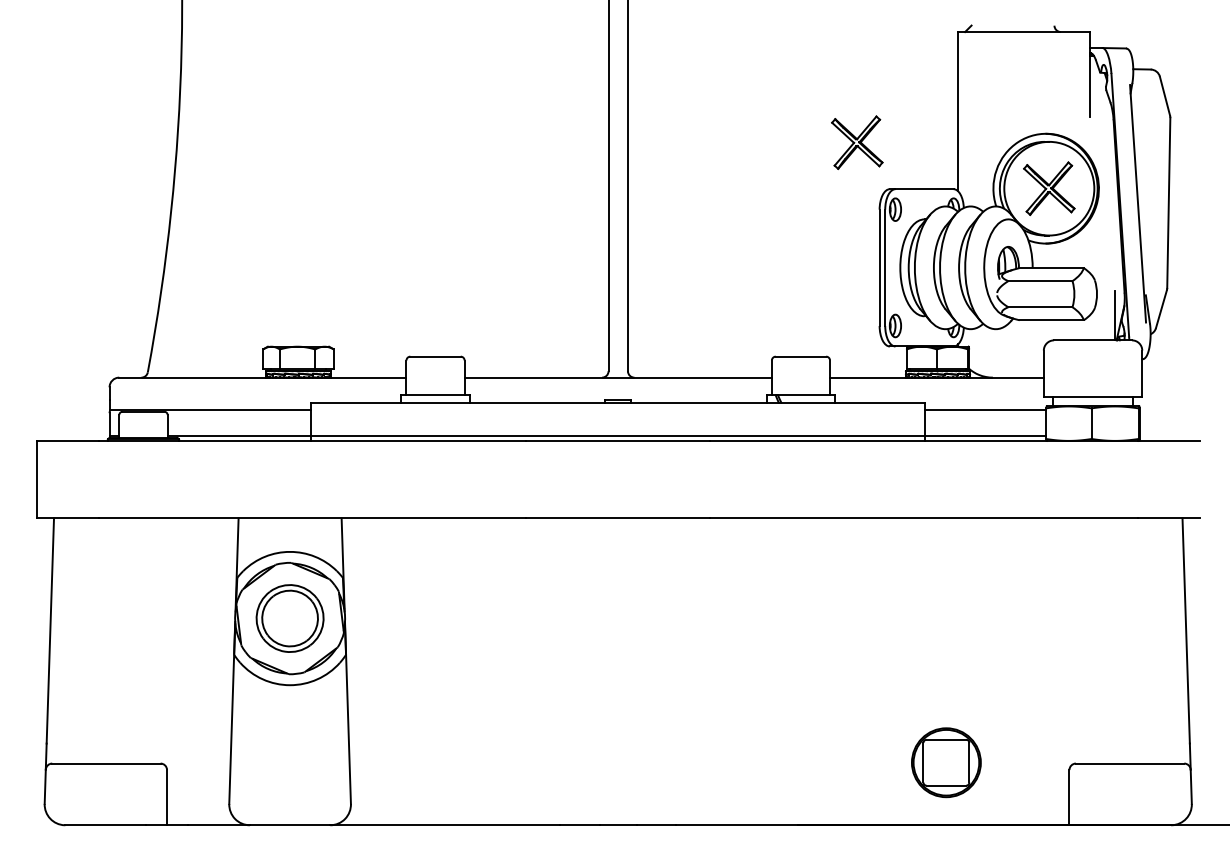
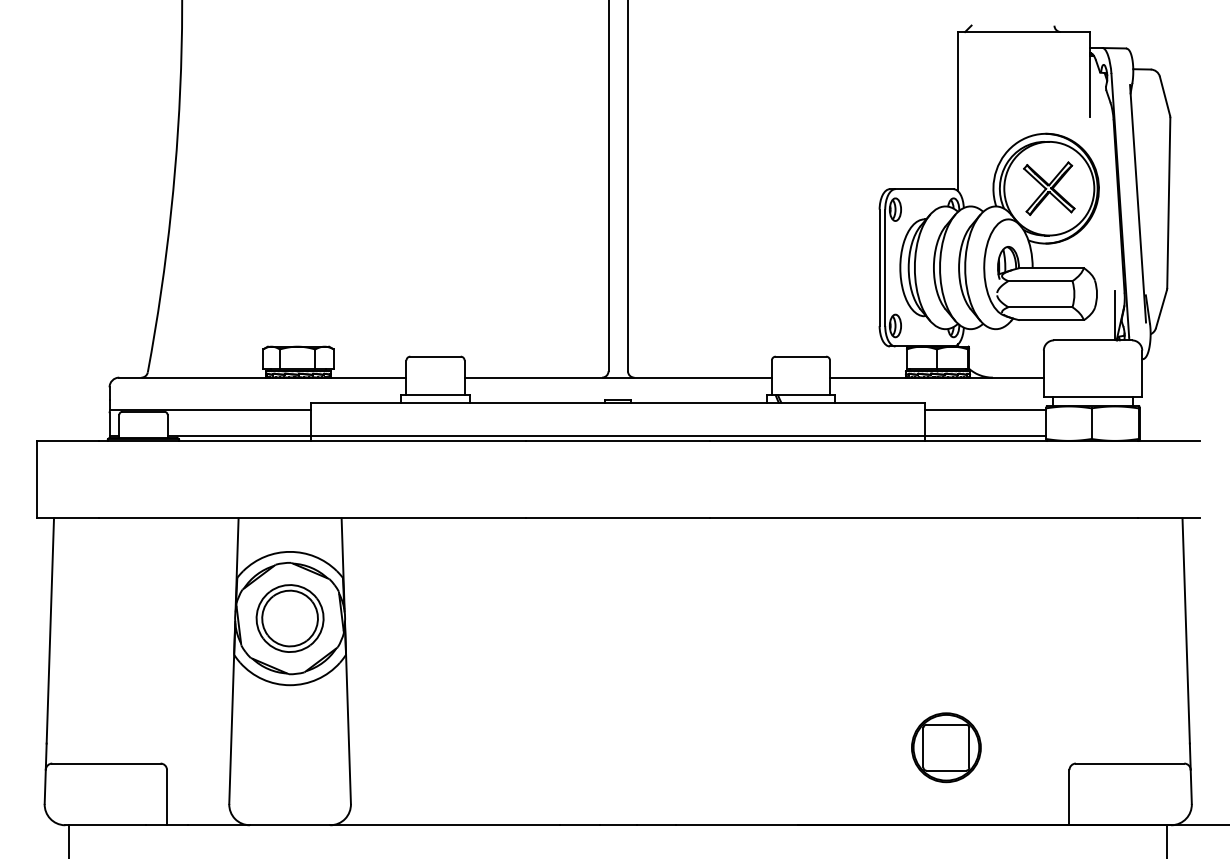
part: present -> none (857, 142)
part position: (946, 762) -> (946, 747) (946, 747)
line: none -> present (69, 840)
line: none -> present (1167, 840)
